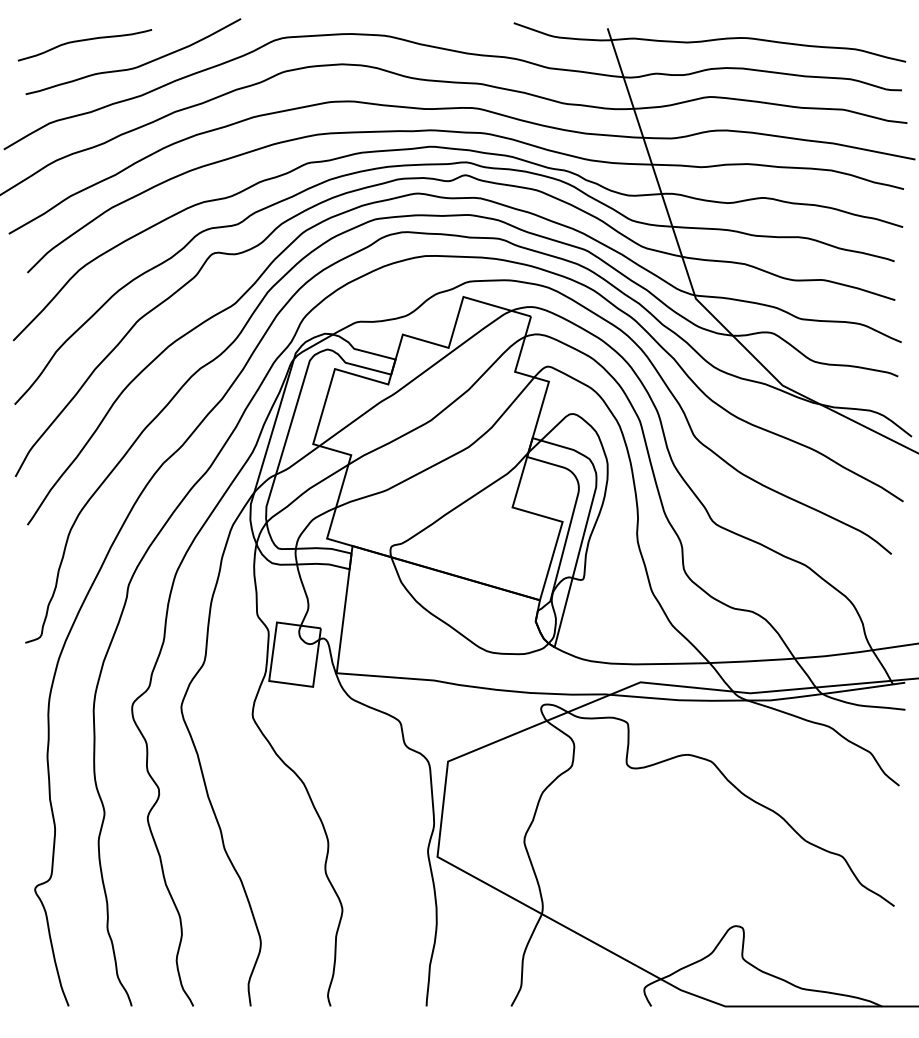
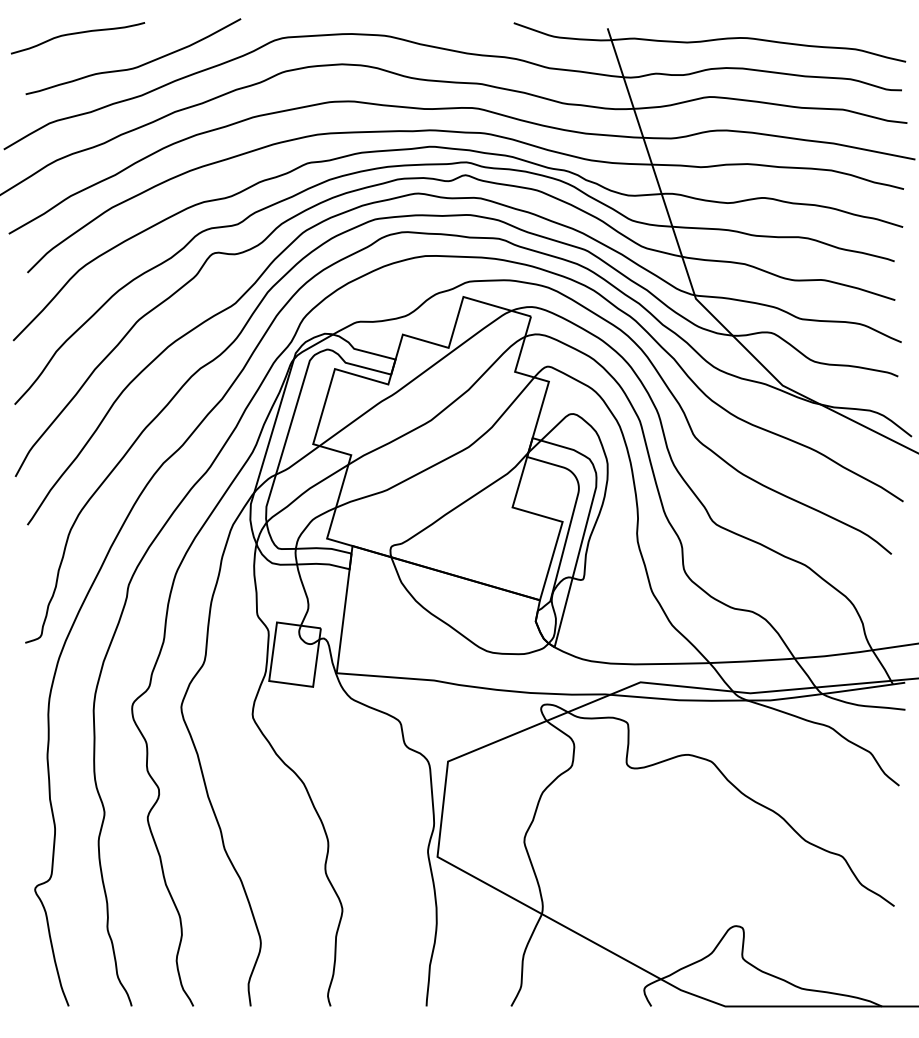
curve position: (83, 41) -> (76, 34) (76, 34)
